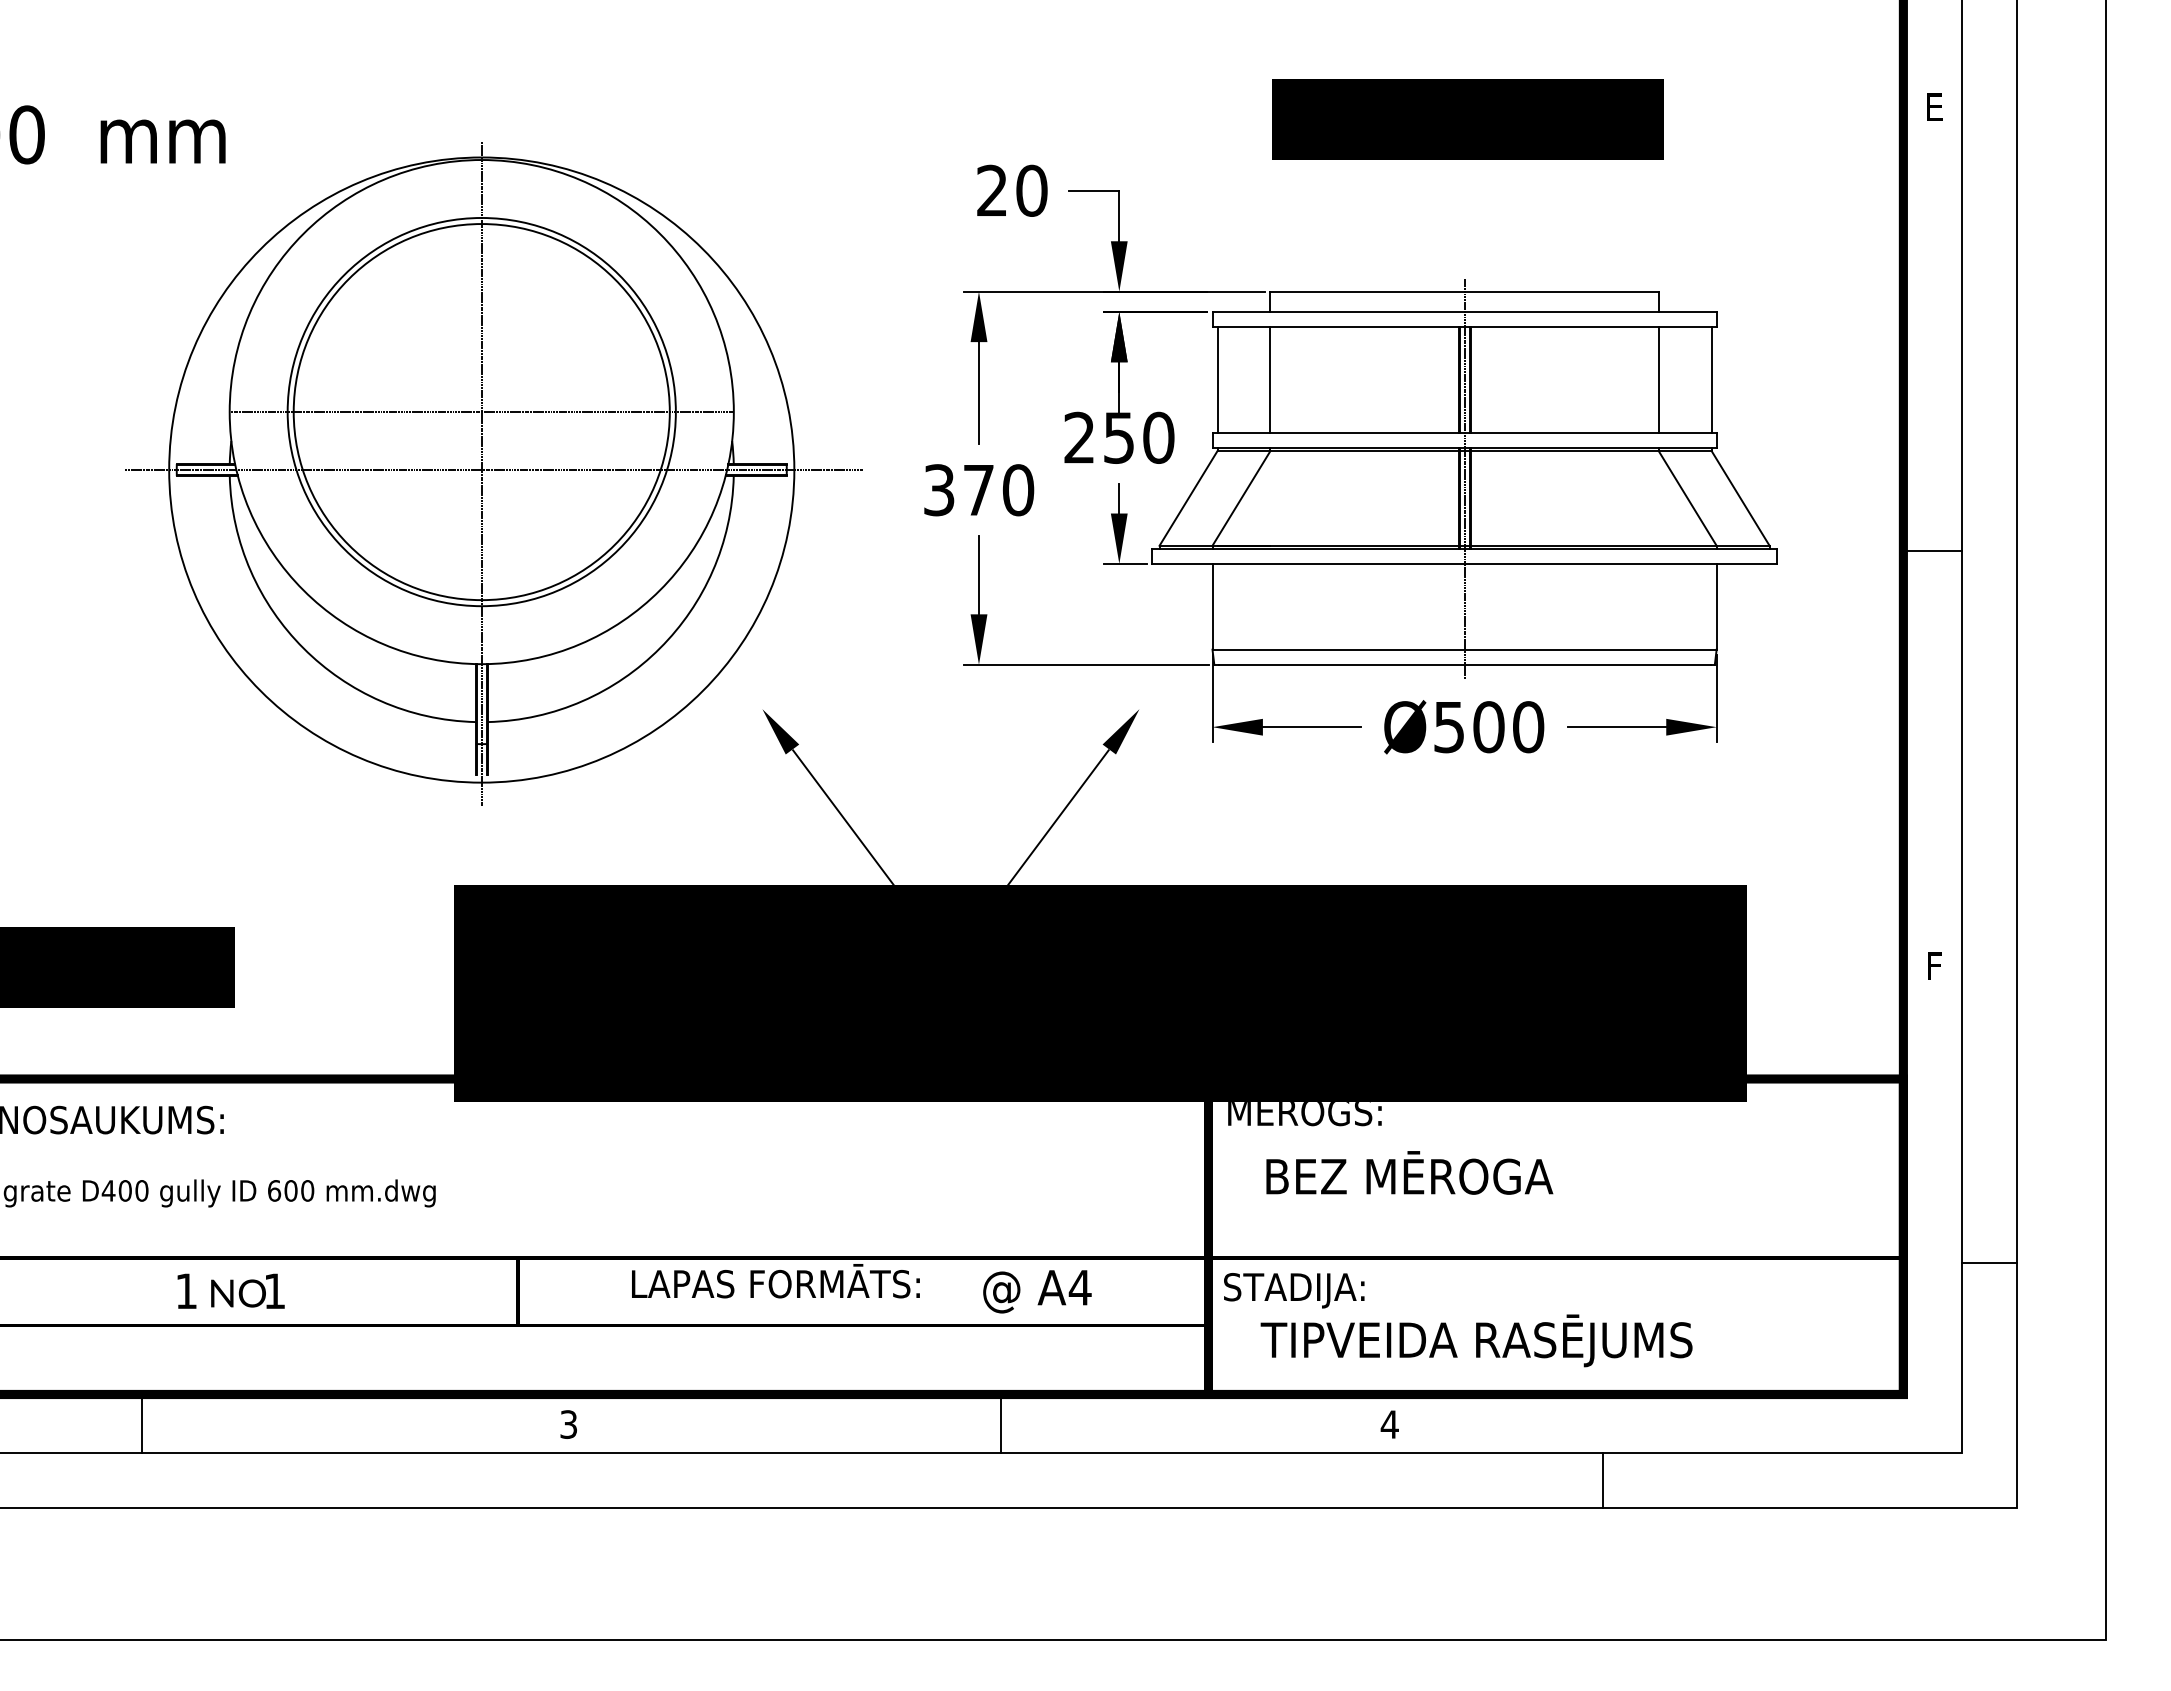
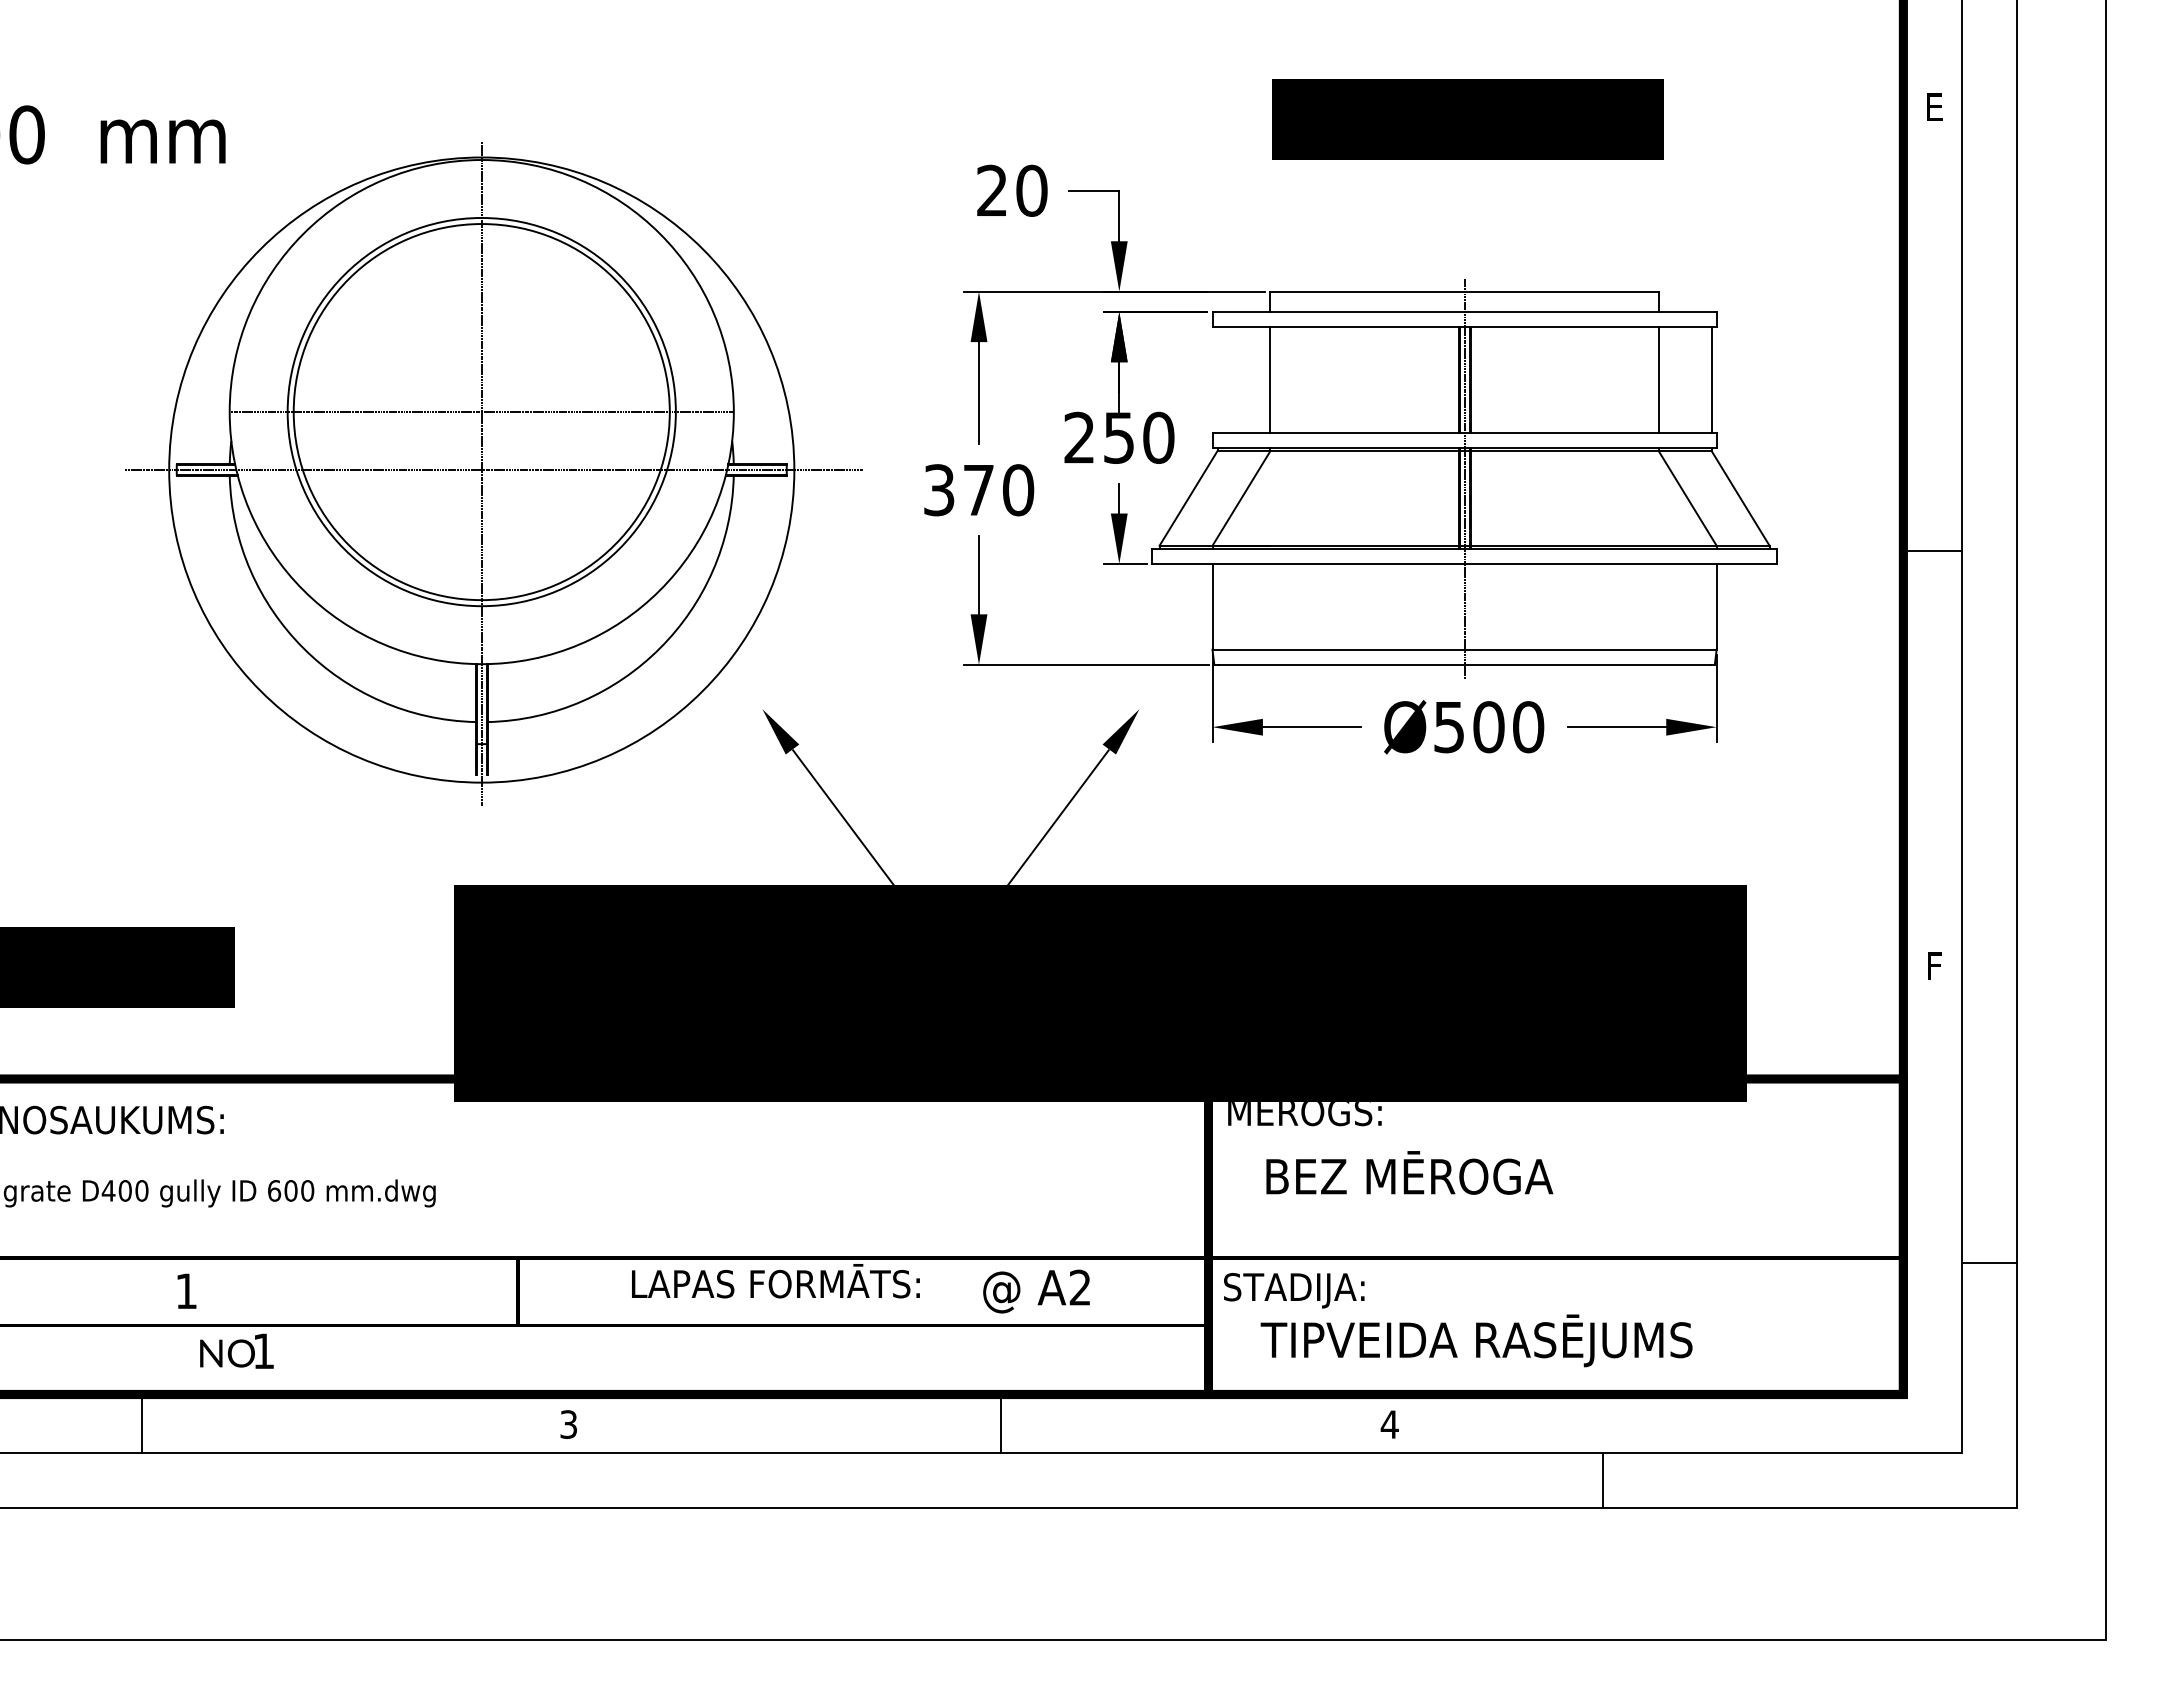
line: present -> none (1217, 379)
text: A4 -> A2 (1079, 1287)
text position: (247, 1290) -> (236, 1350) (236, 1350)
